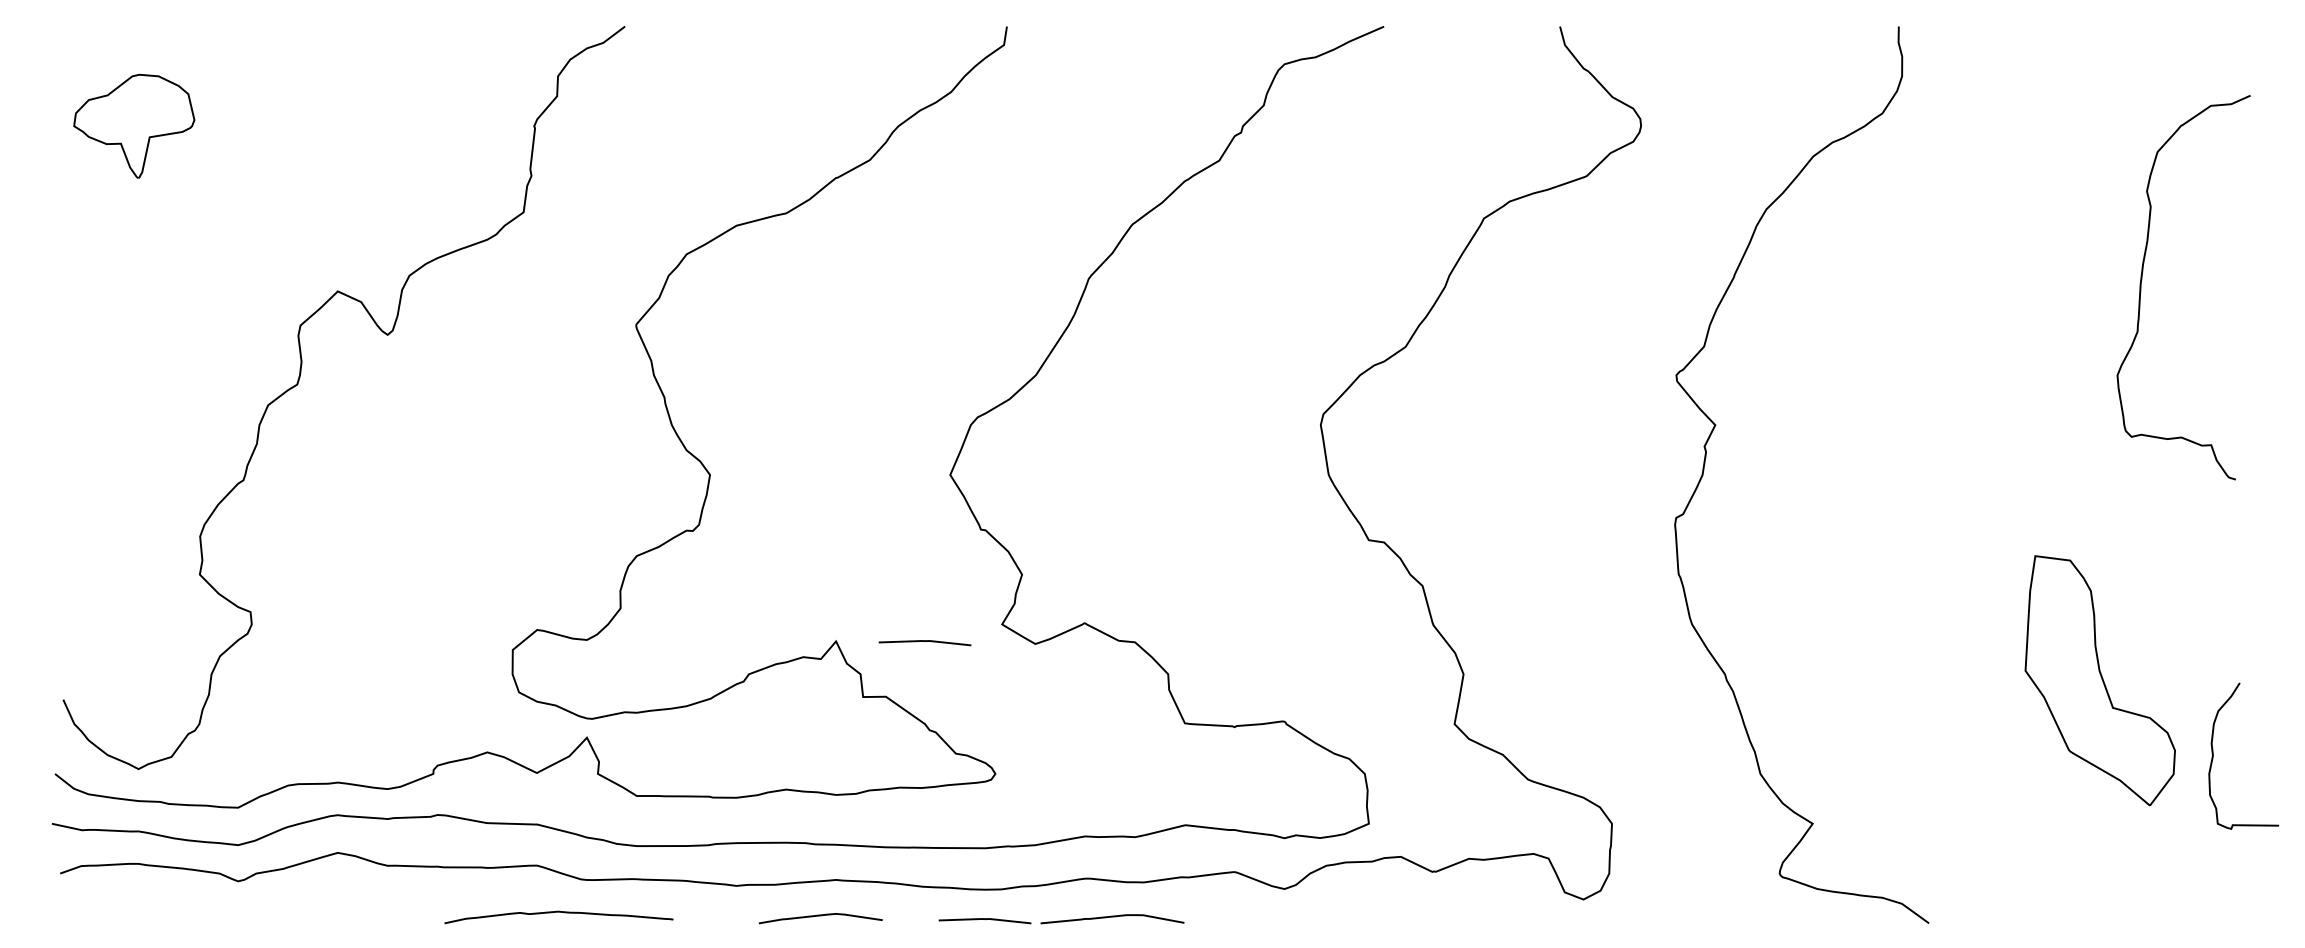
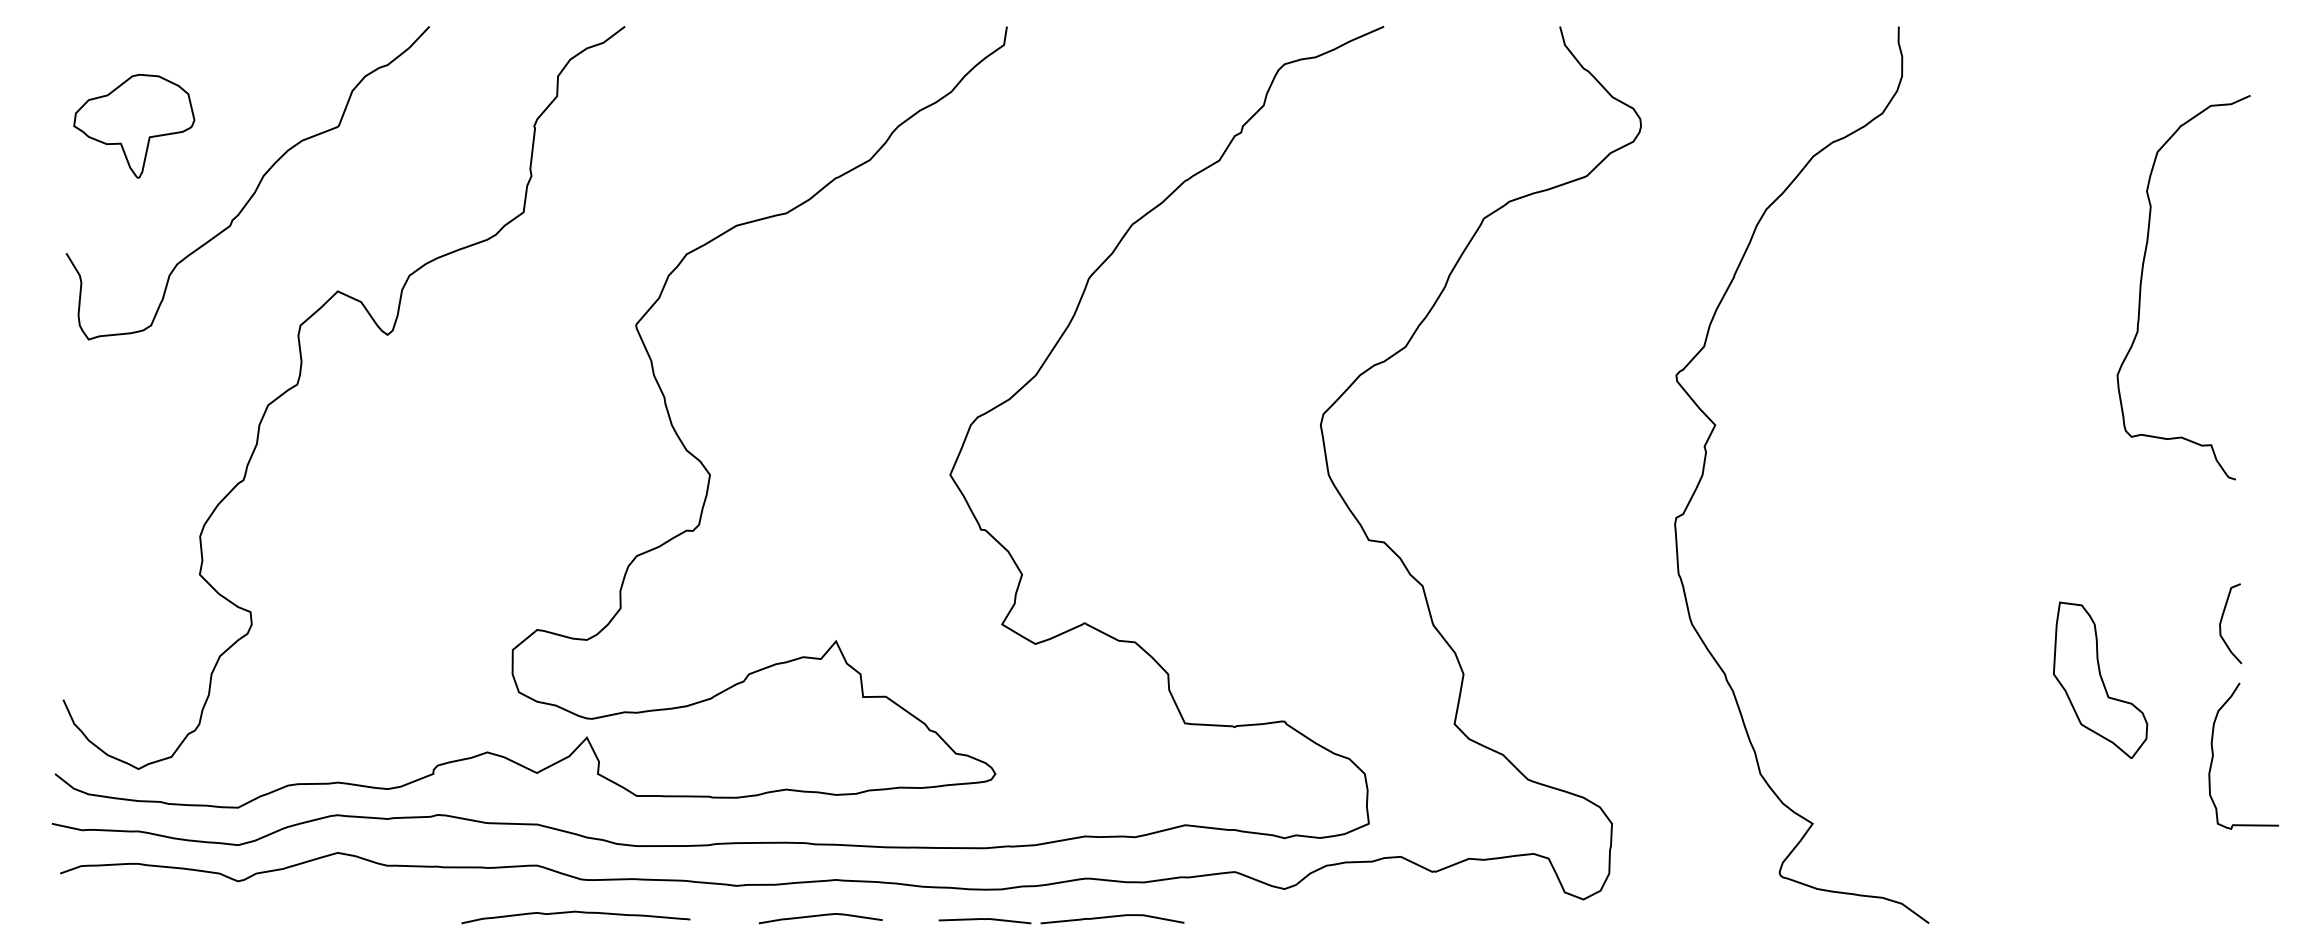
curve: none -> present (256, 187)
curve: none -> present (2222, 620)
line: present -> none (924, 641)
part size: 152x252 px -> 96x158 px (2100, 679)
curve position: (558, 912) -> (575, 912) (575, 912)
